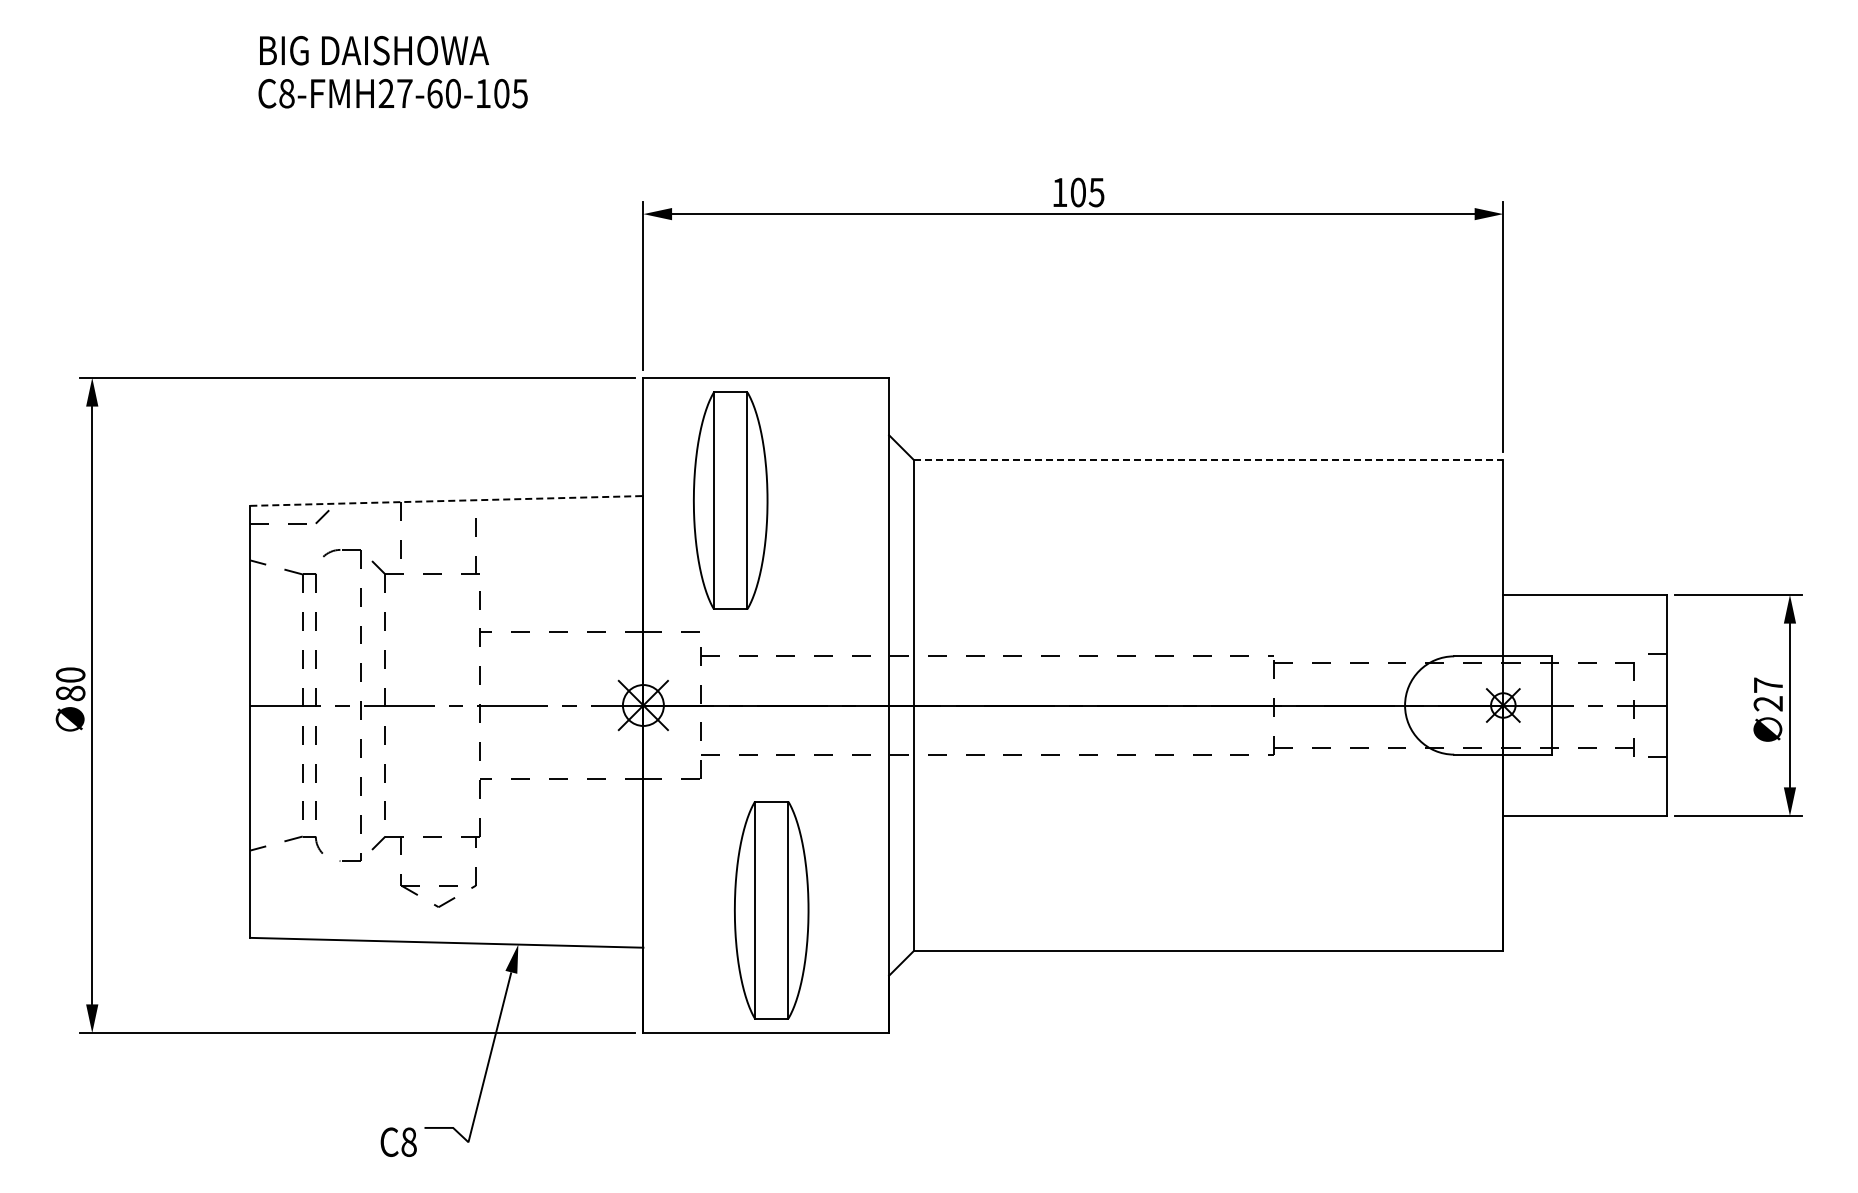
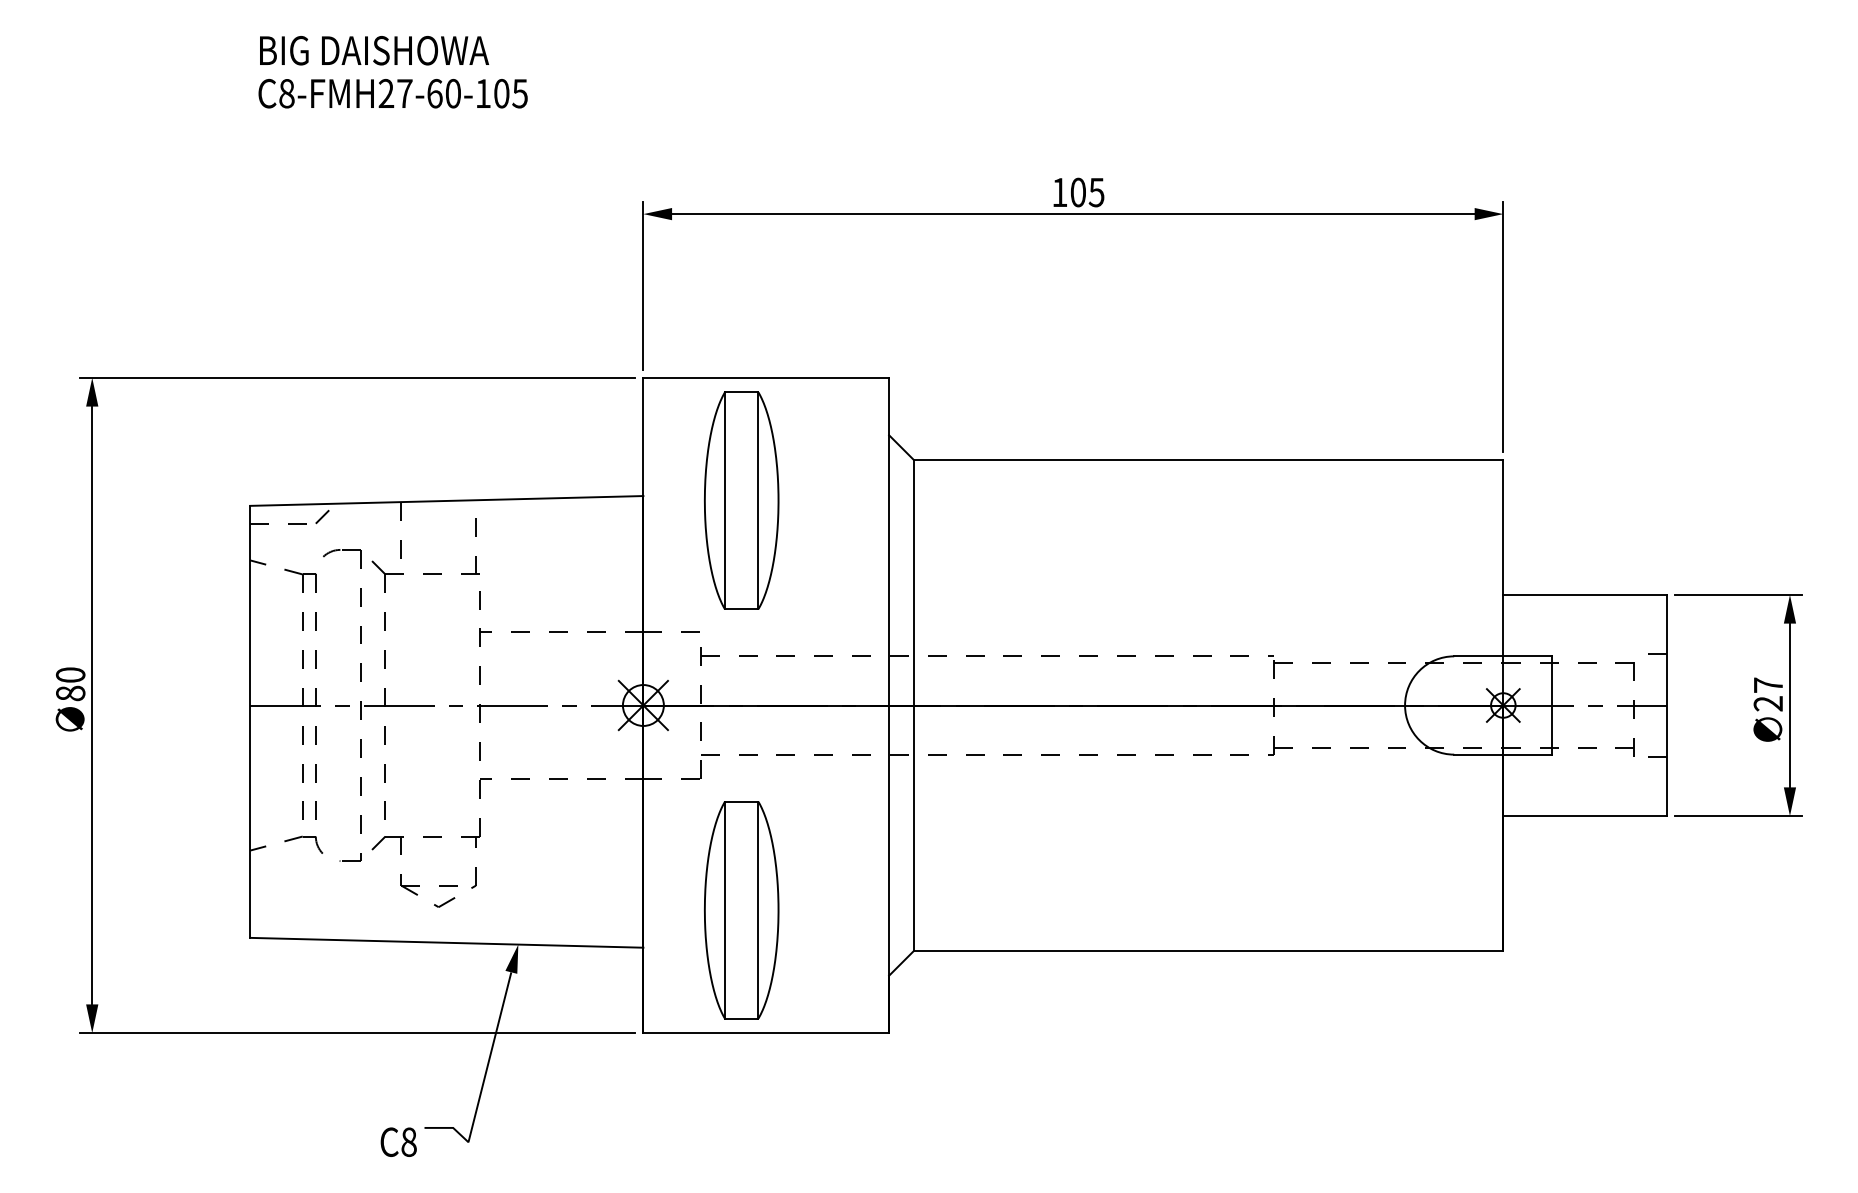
line: dashed -> solid (1208, 459)
line: dashed -> solid (446, 500)
part position: (730, 500) -> (741, 500) (741, 500)
part position: (771, 910) -> (741, 910) (741, 910)
